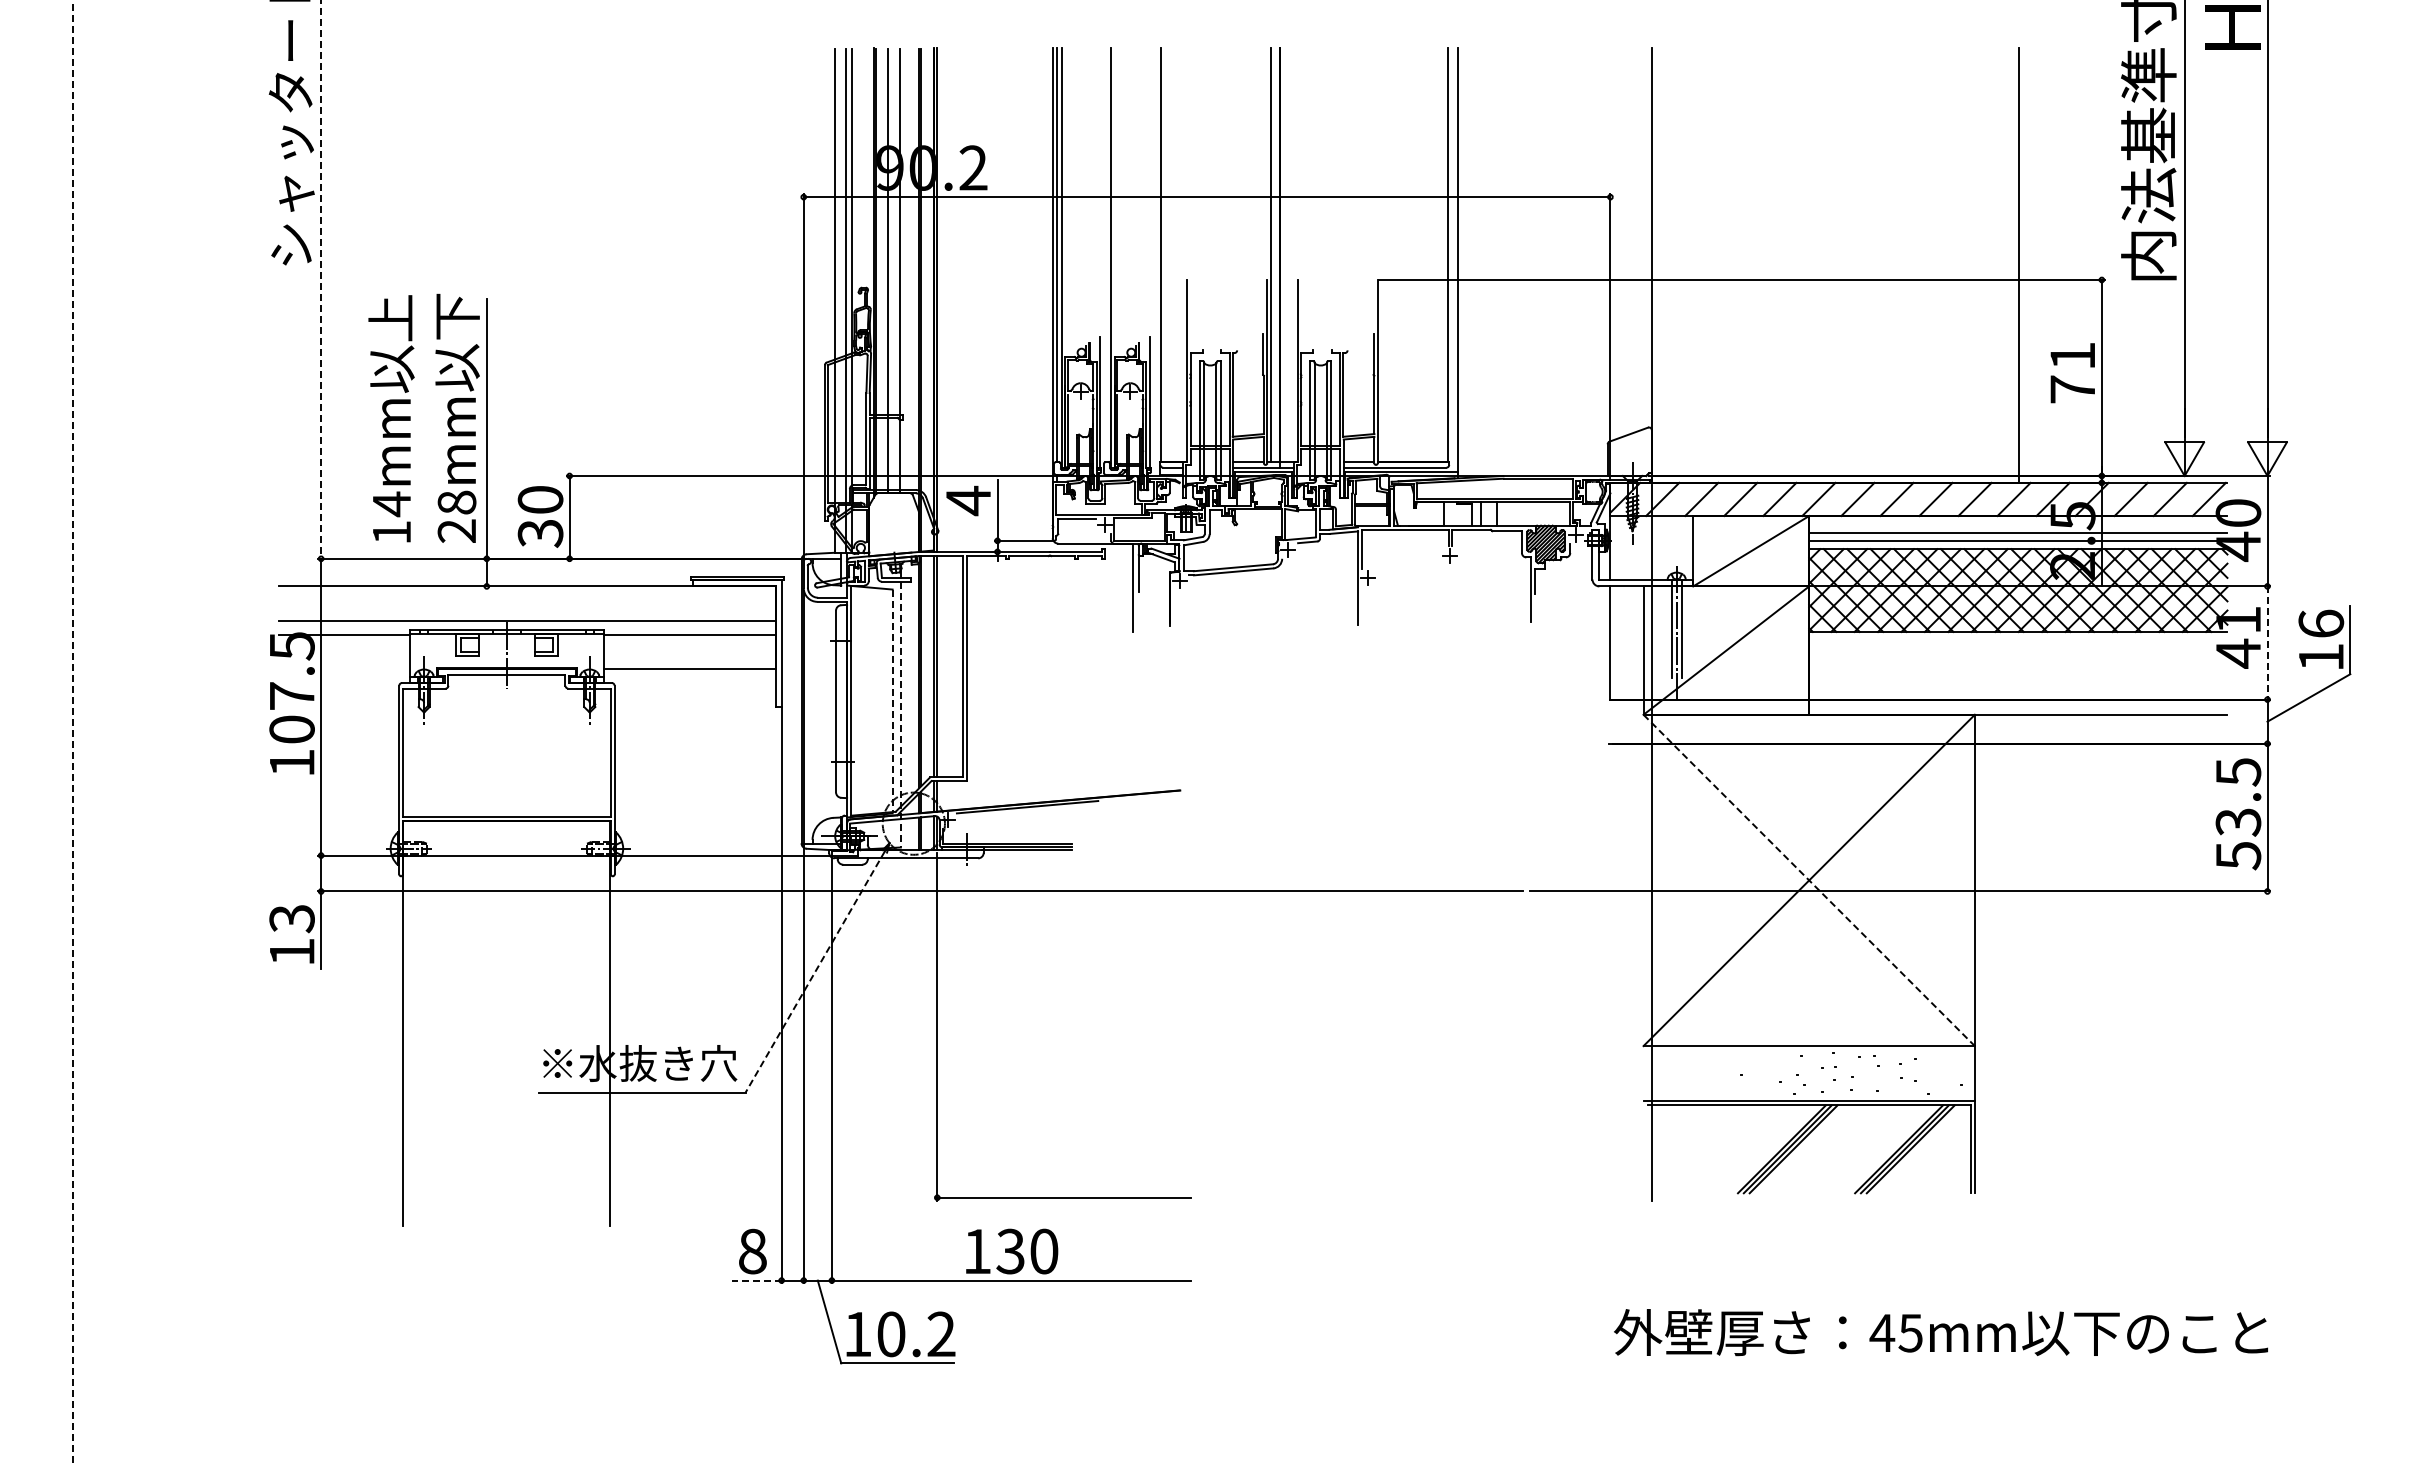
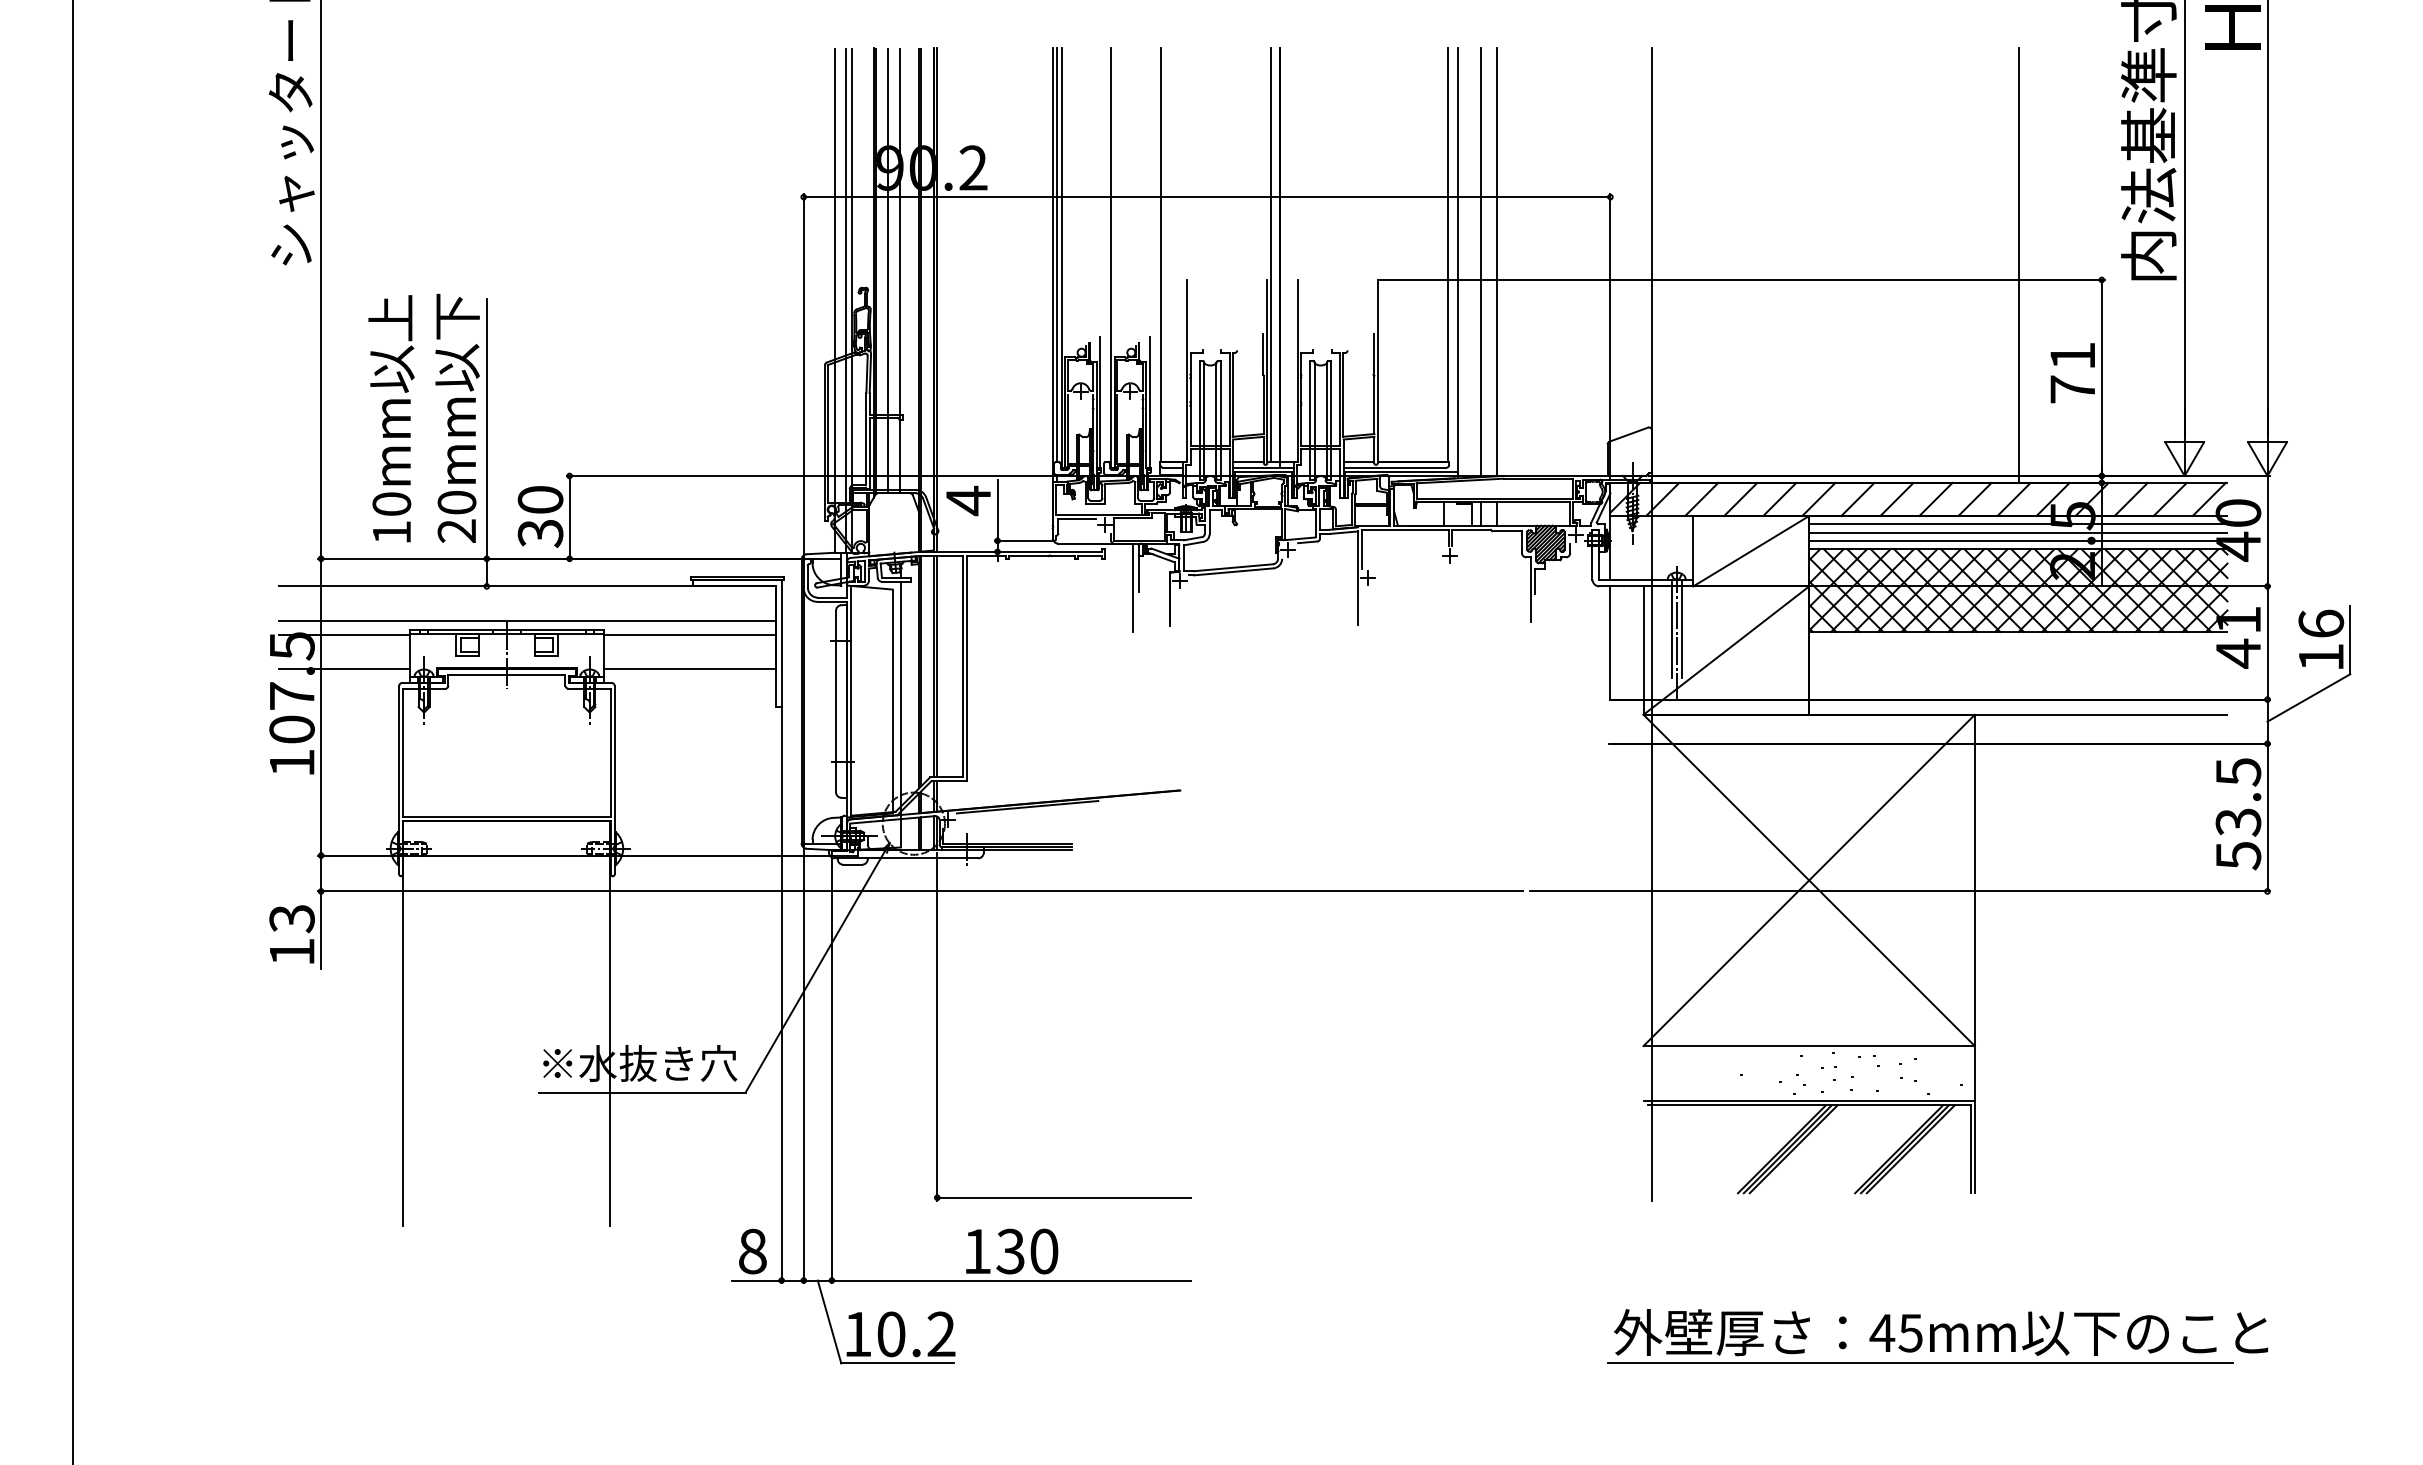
line: none -> present (1480, 262)
line: none -> present (1497, 262)
line: dashed -> solid (321, 280)
text: 28mm -> 20mm (456, 502)
text: 14mm -> 10mm (391, 504)
line: none -> present (2018, 524)
line: dashed -> solid (2267, 643)
line: none -> present (344, 669)
line: dashed -> solid (892, 701)
line: dashed -> solid (900, 714)
line: dashed -> solid (72, 732)
line: dashed -> solid (1809, 880)
line: dashed -> solid (815, 972)
line: dashed -> solid (757, 1280)
line: none -> present (1920, 1363)
